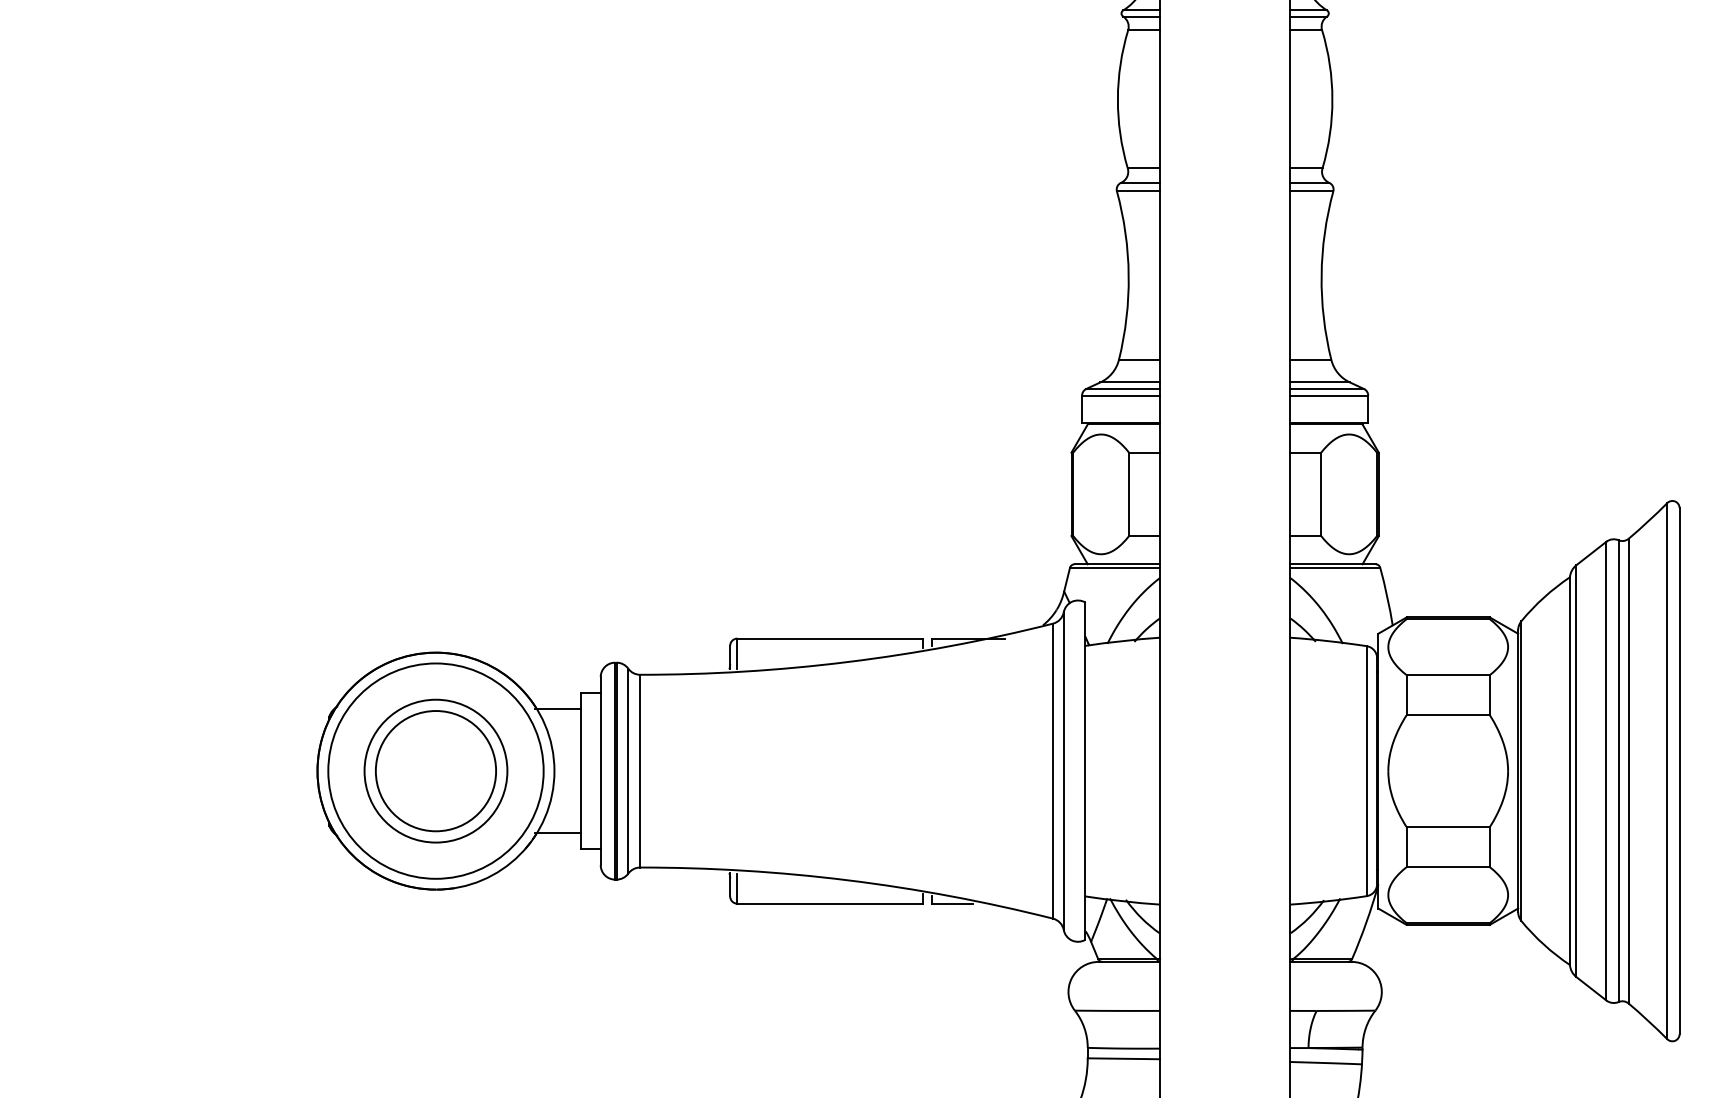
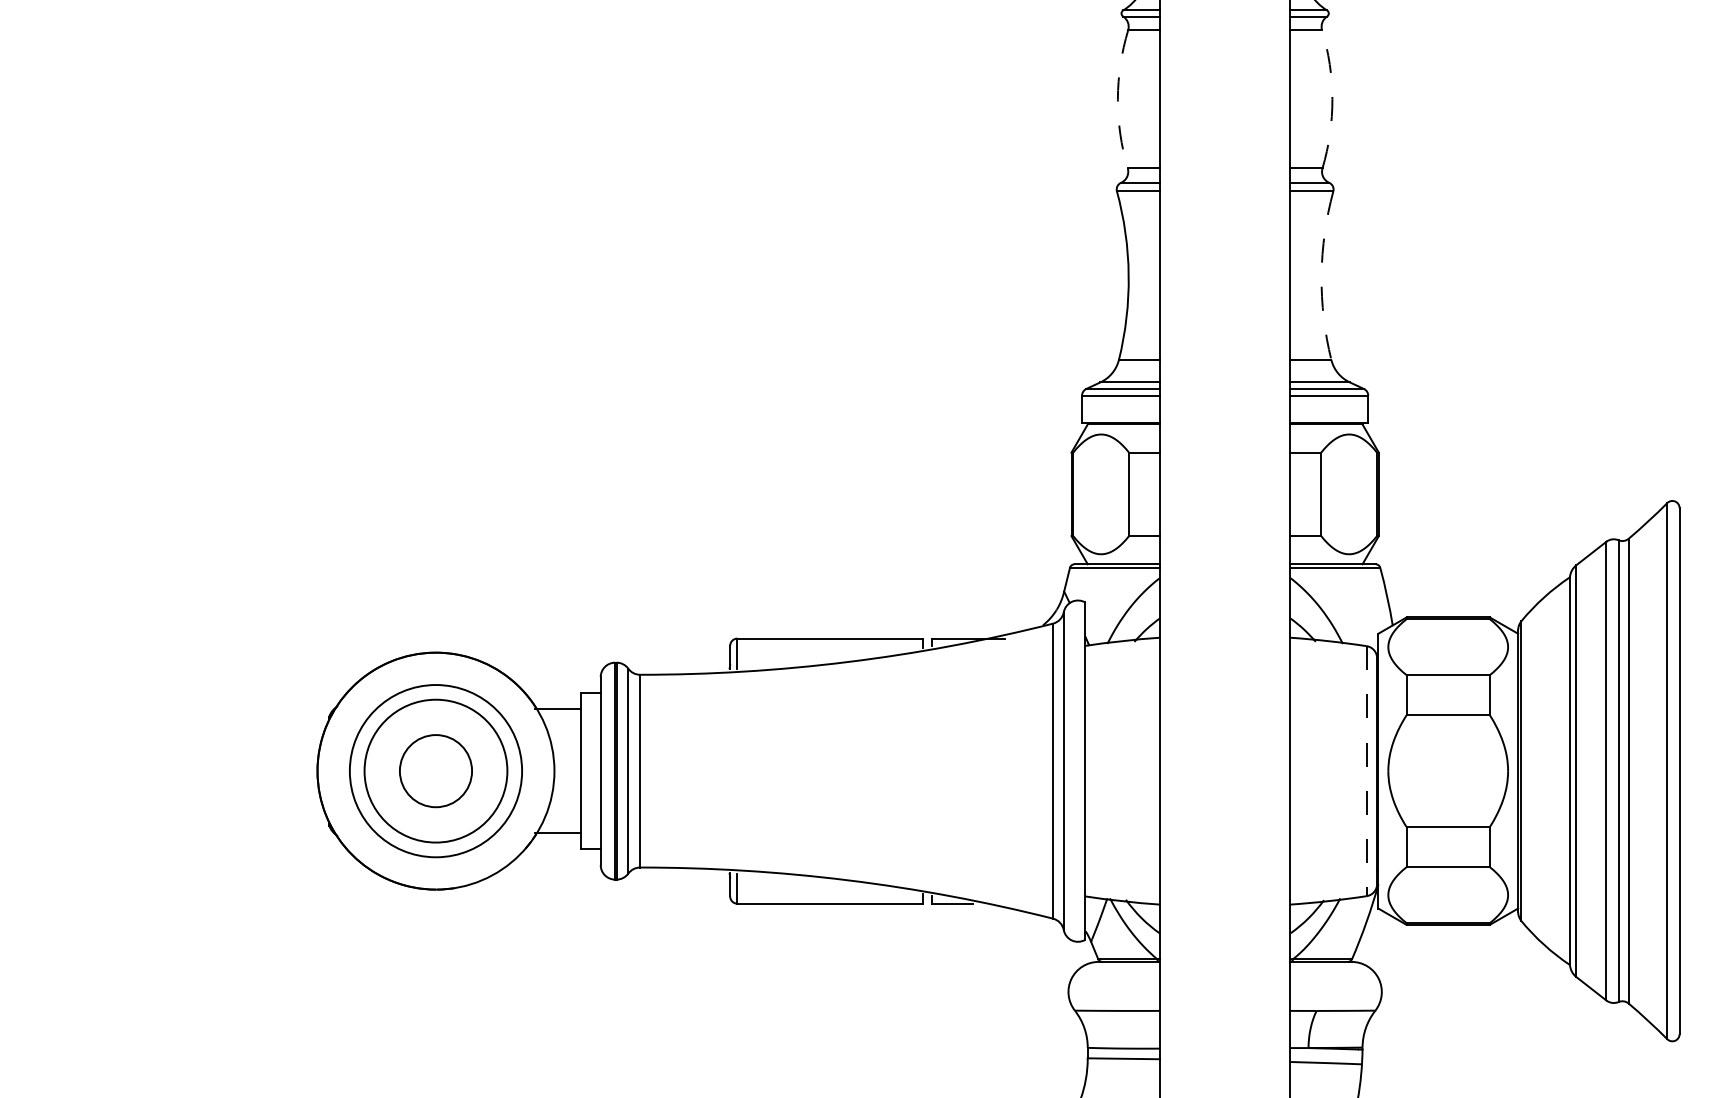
arc: solid -> dashed (1117, 99)
arc: solid -> dashed (1332, 99)
arc: solid -> dashed (1321, 275)
circle diameter: 215 px -> 172 px (435, 771)
circle diameter: 120 px -> 72 px (435, 771)
line: solid -> dashed (1366, 771)
